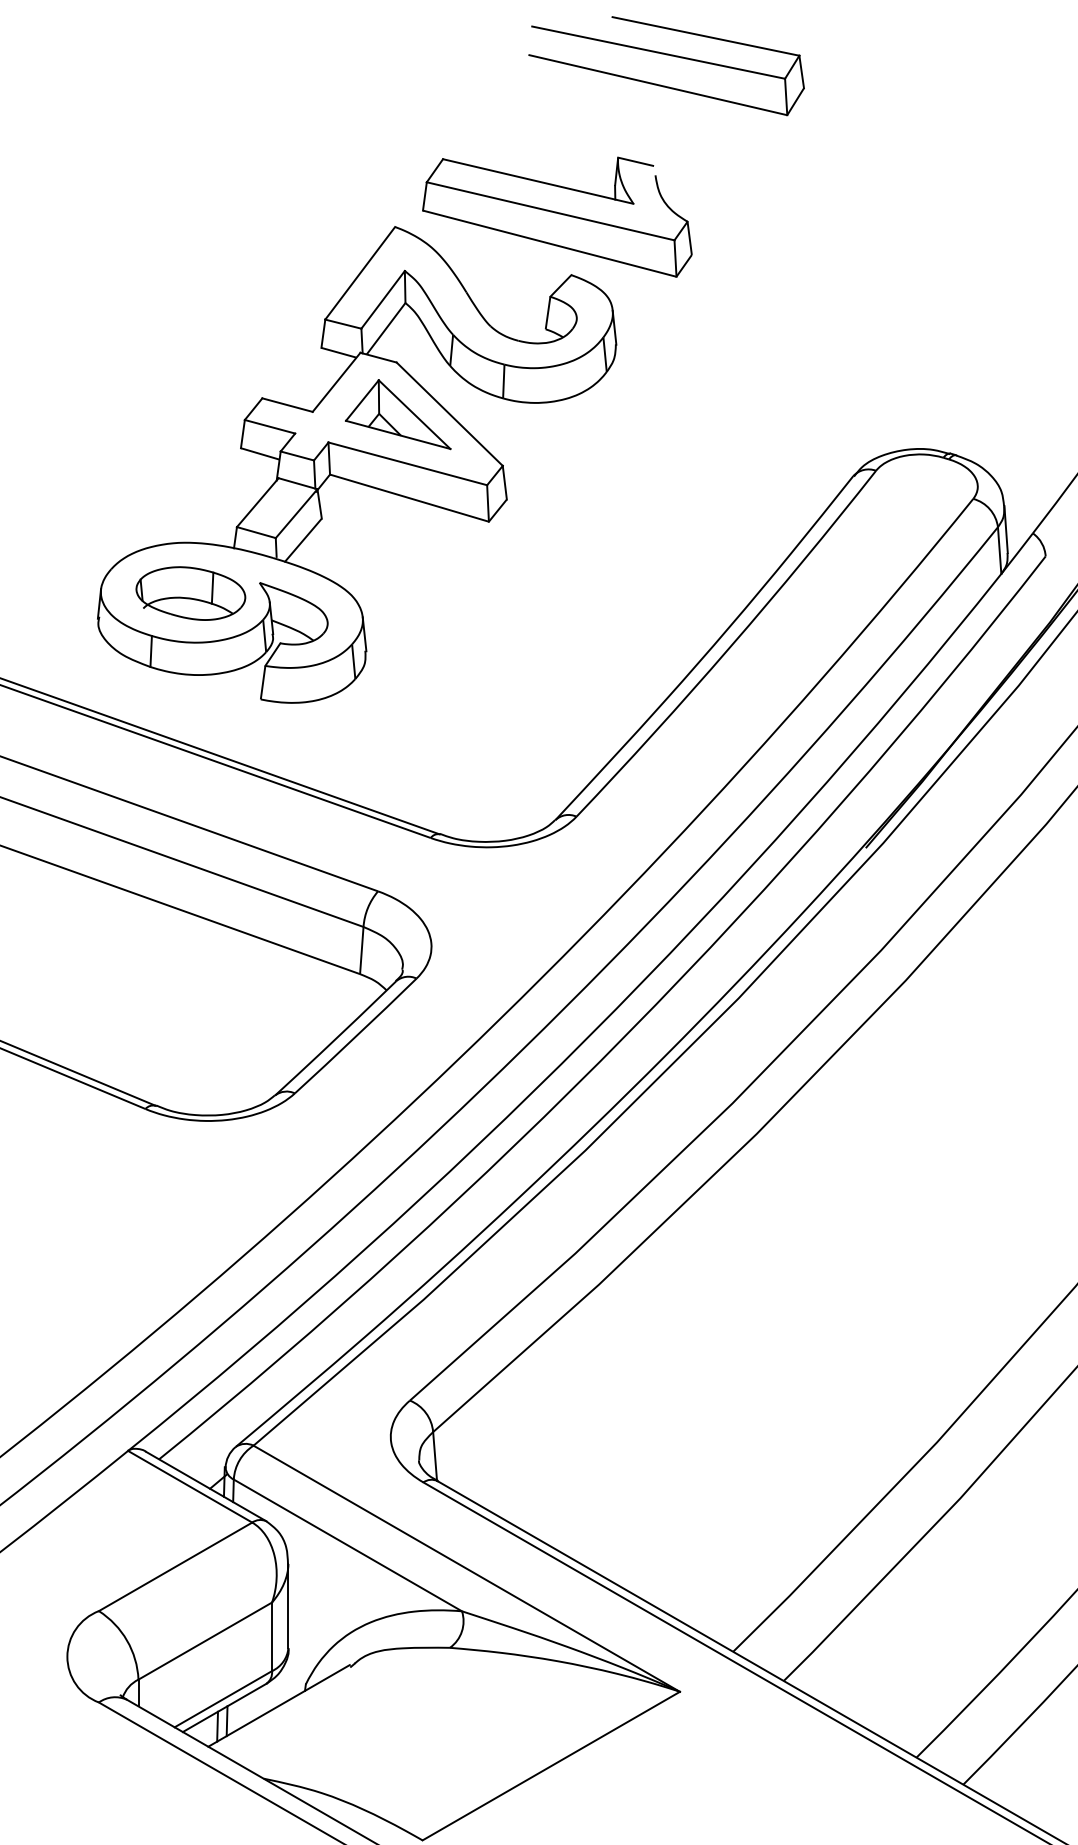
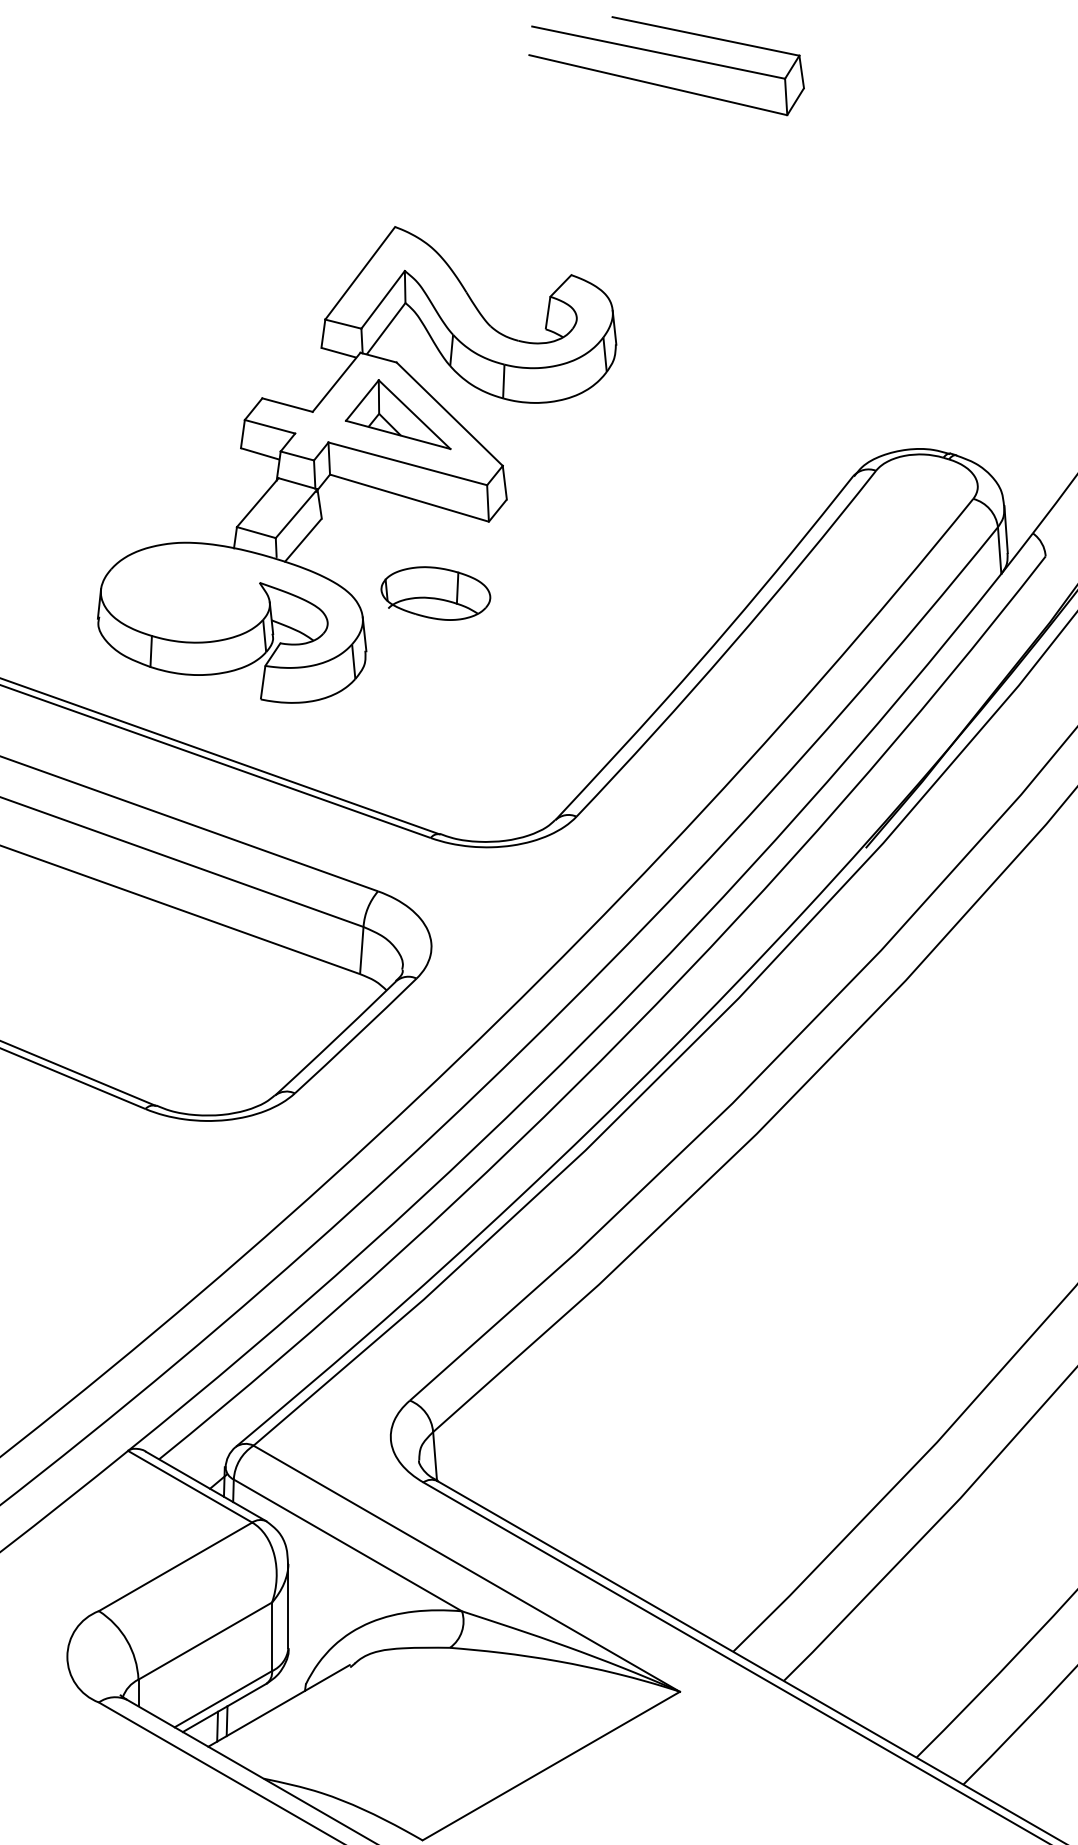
part: present -> none (557, 216)
part position: (190, 593) -> (435, 593) (435, 593)
